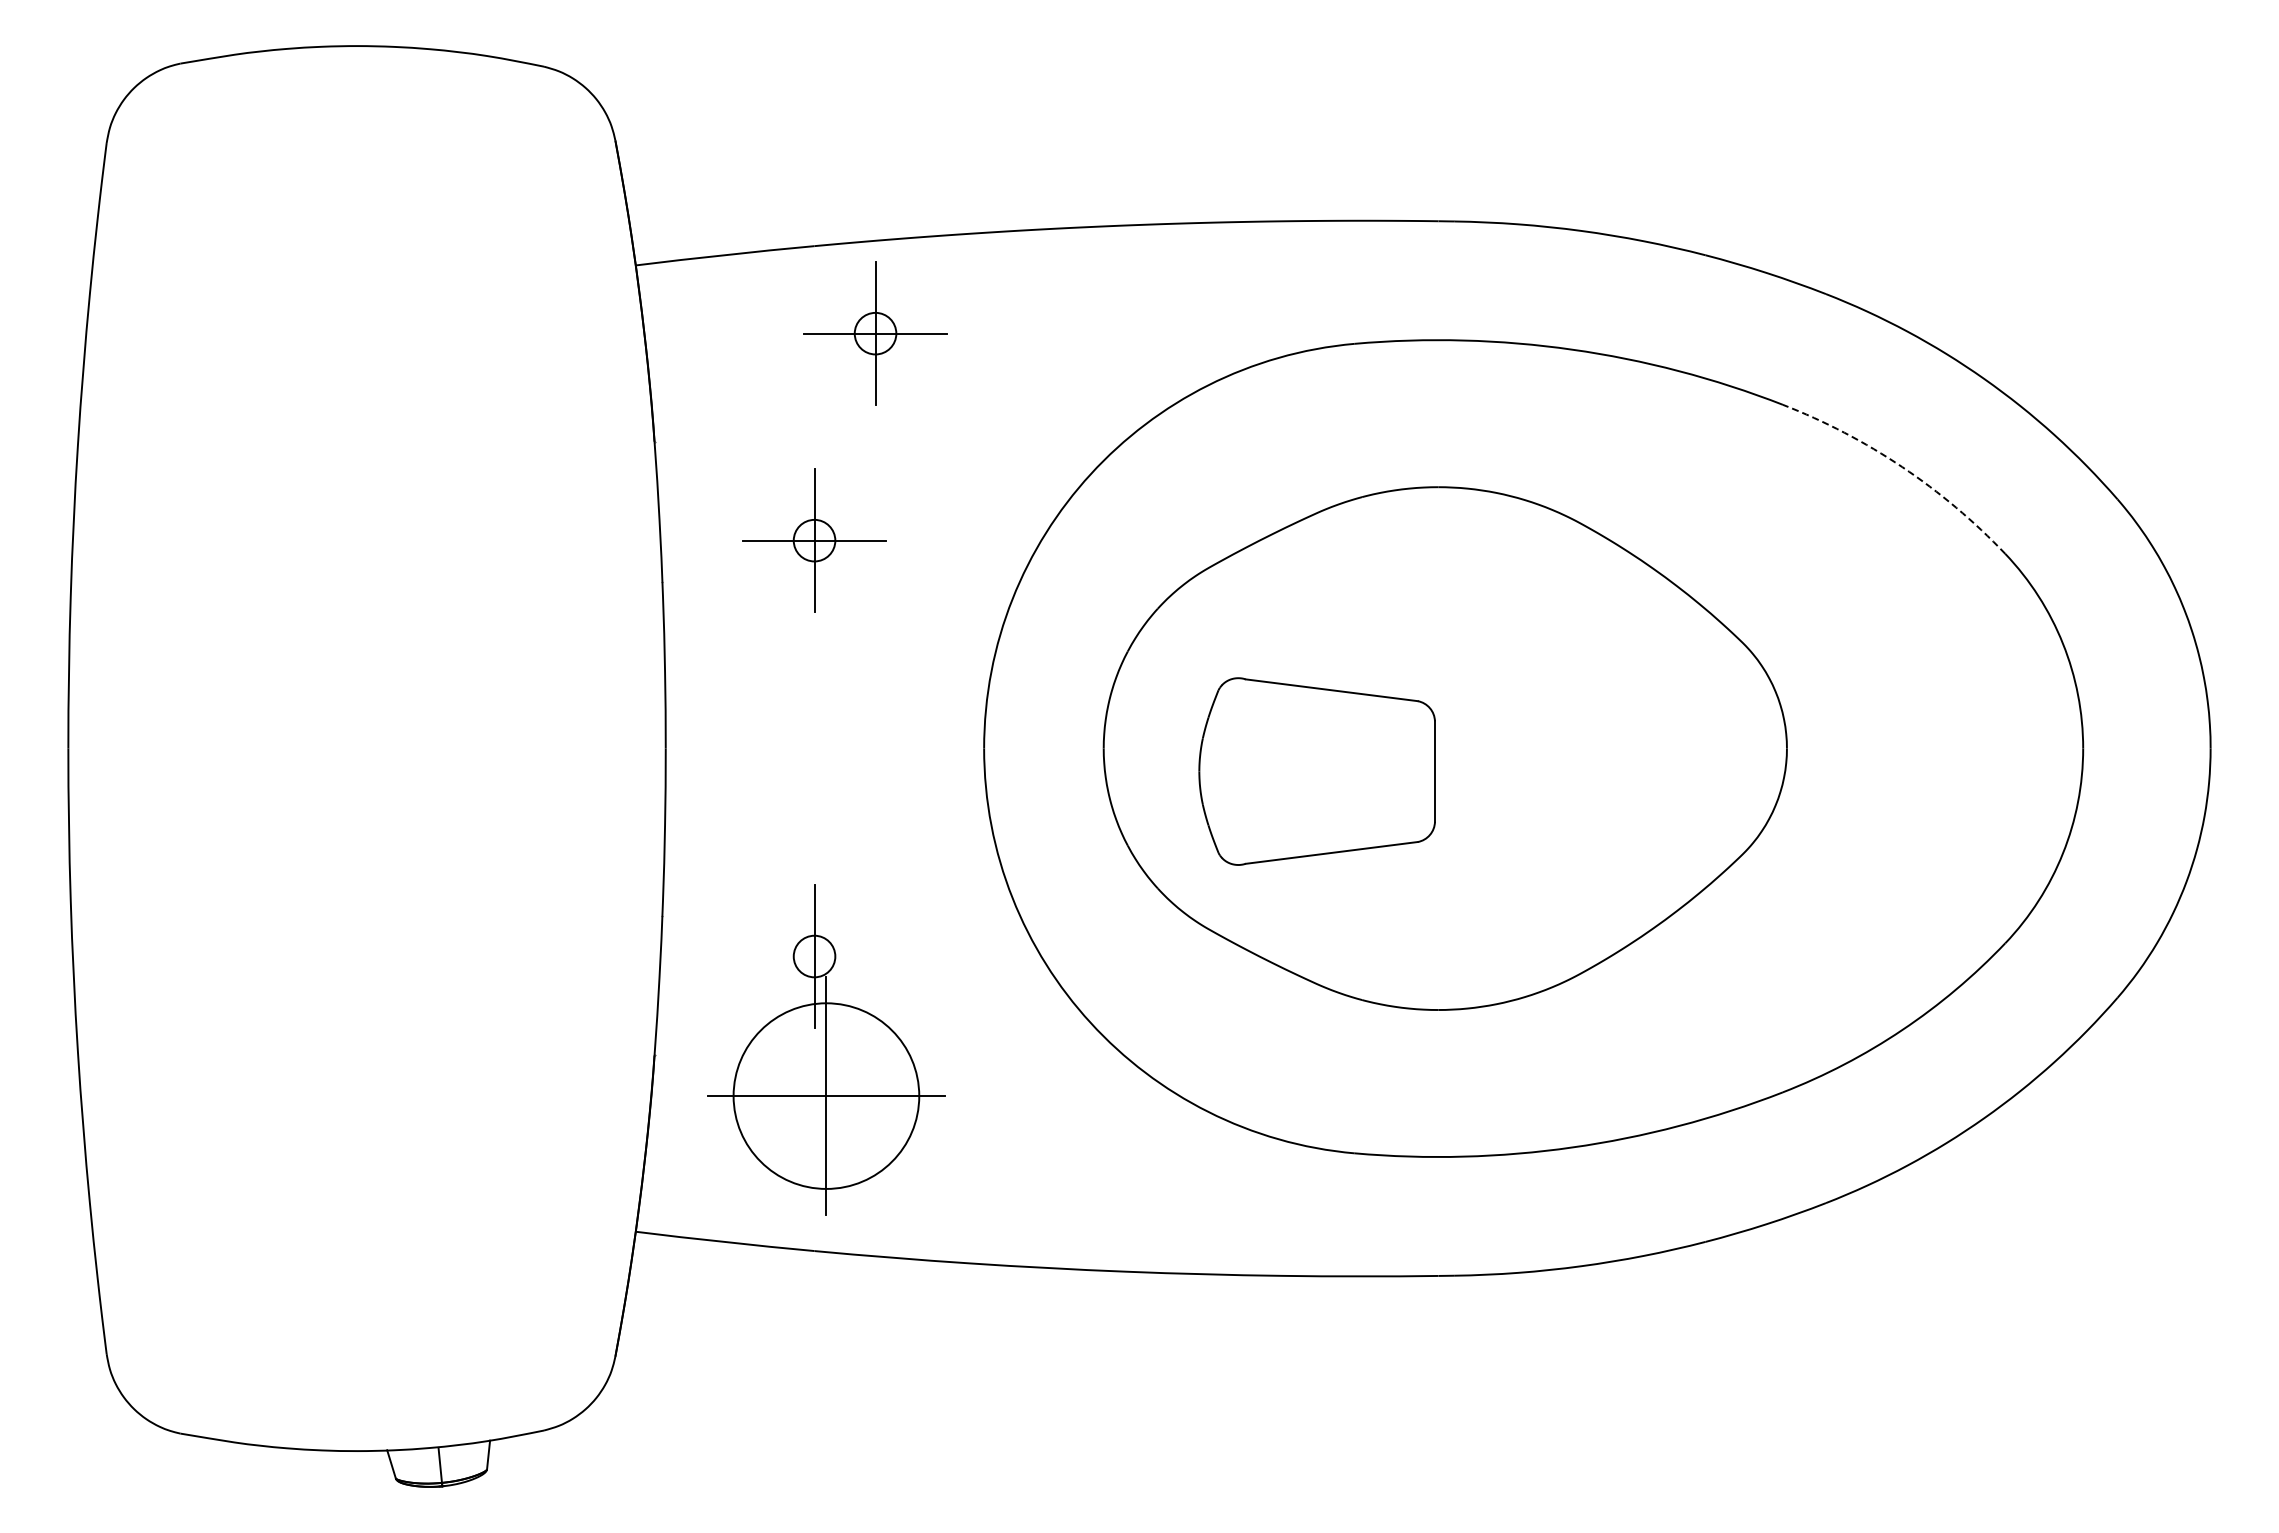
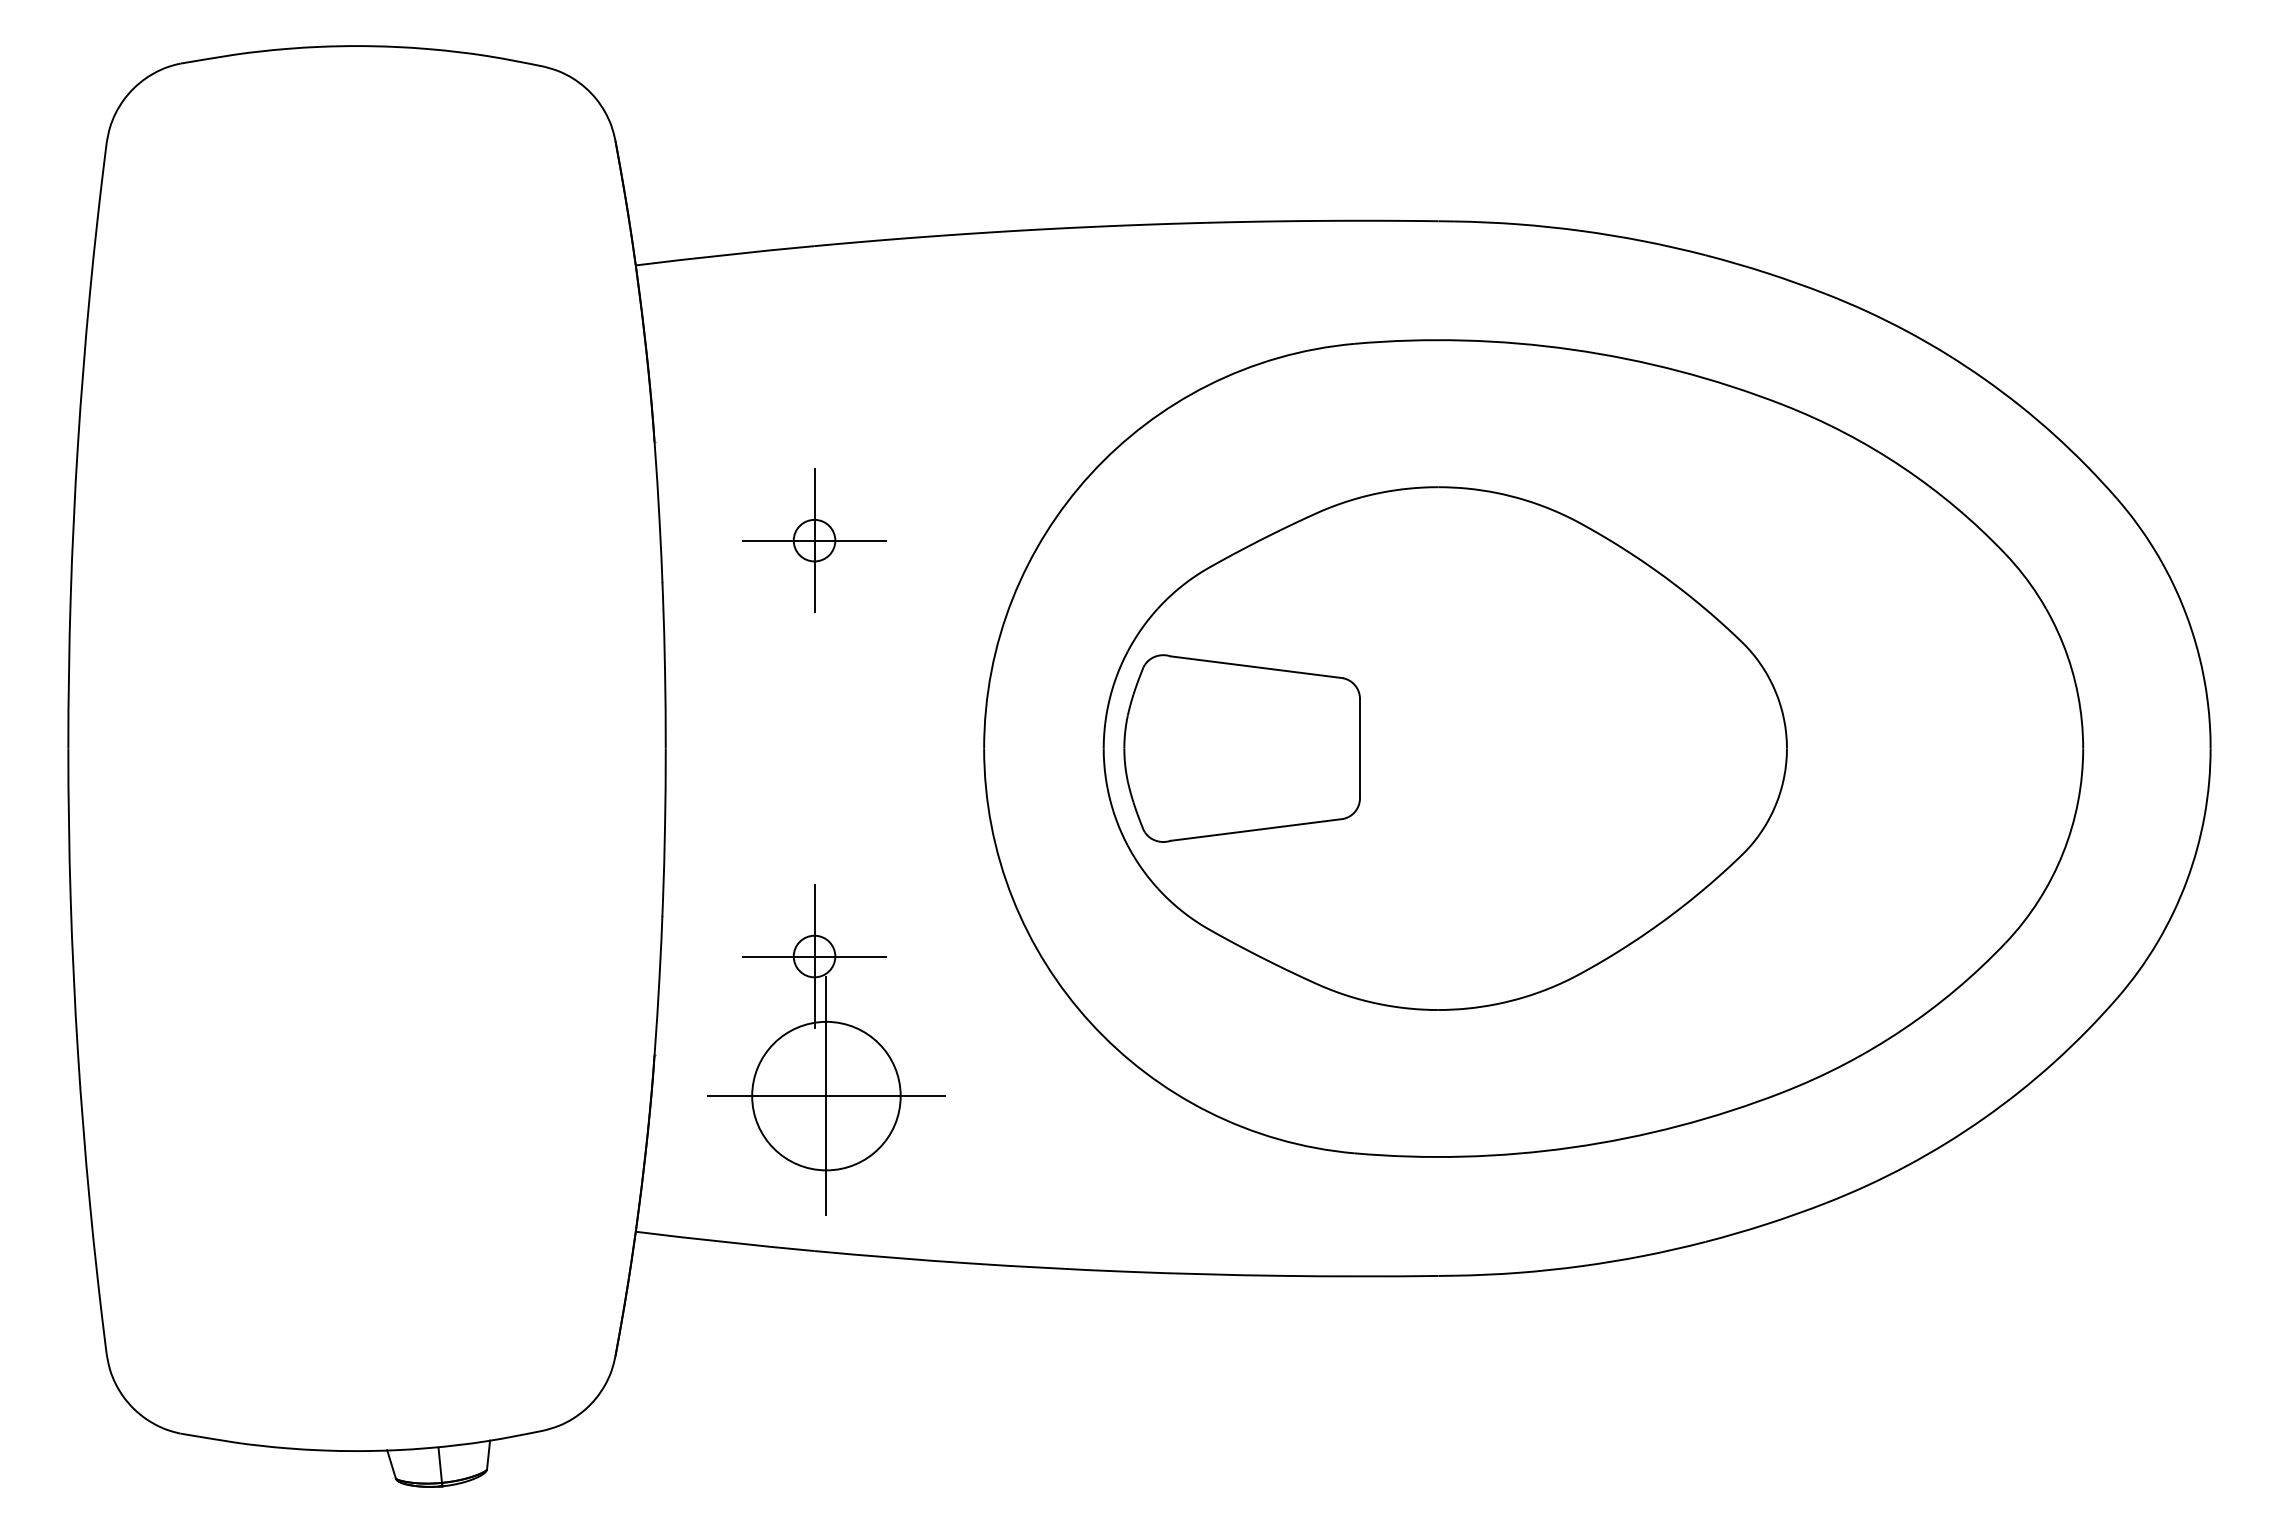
part: present -> none (875, 333)
arc: dashed -> solid (1902, 467)
part position: (1316, 771) -> (1241, 748) (1241, 748)
line: none -> present (814, 956)
circle diameter: 186 px -> 149 px (826, 1095)
